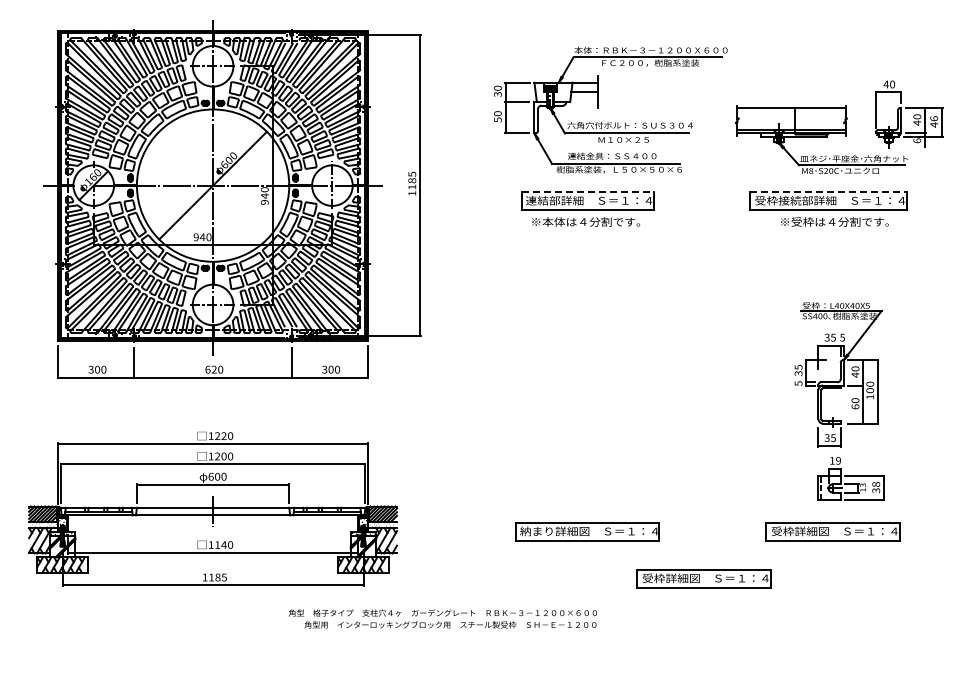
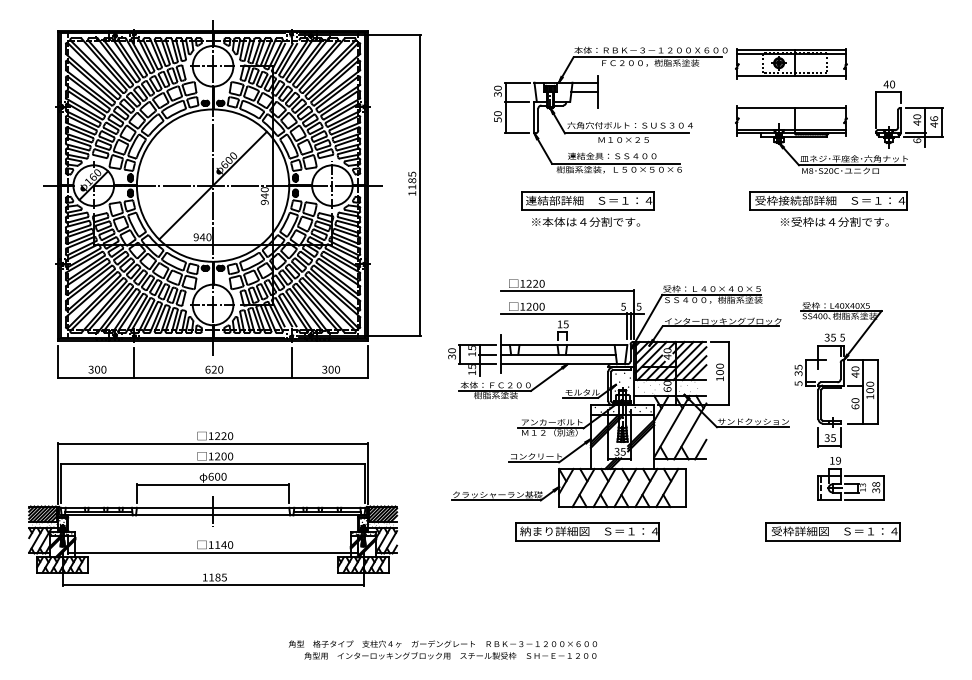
part: none -> present (791, 63)
line: dashed -> solid (588, 192)
line: dashed -> solid (828, 192)
part: none -> present (618, 393)
part: present -> none (703, 578)
text position: (442, 618) -> (442, 649) (442, 649)
